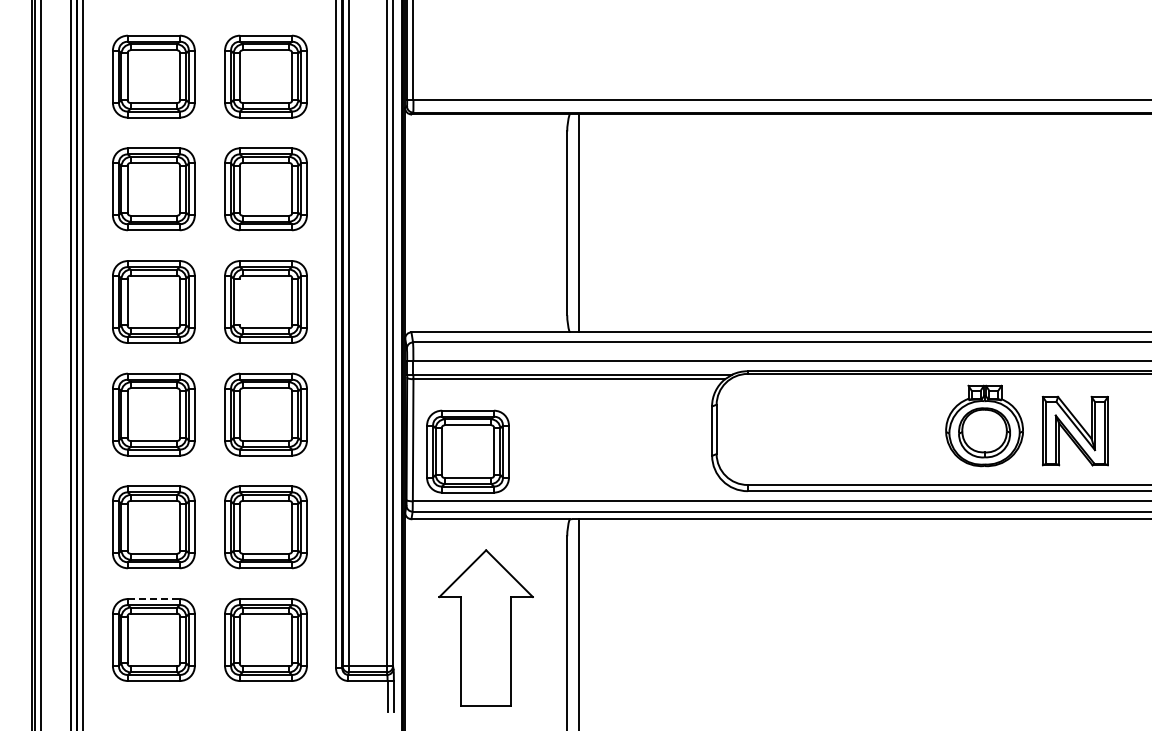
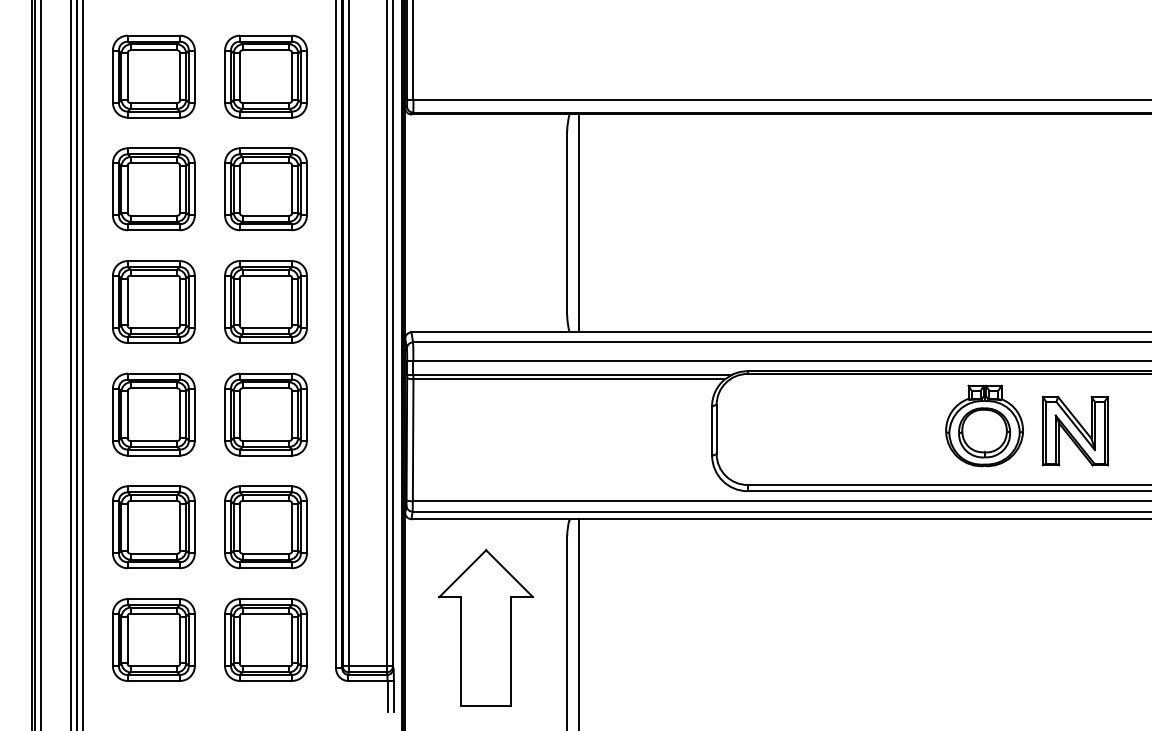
line: none -> present (239, 301)
part: present -> none (467, 451)
line: dashed -> solid (153, 599)
